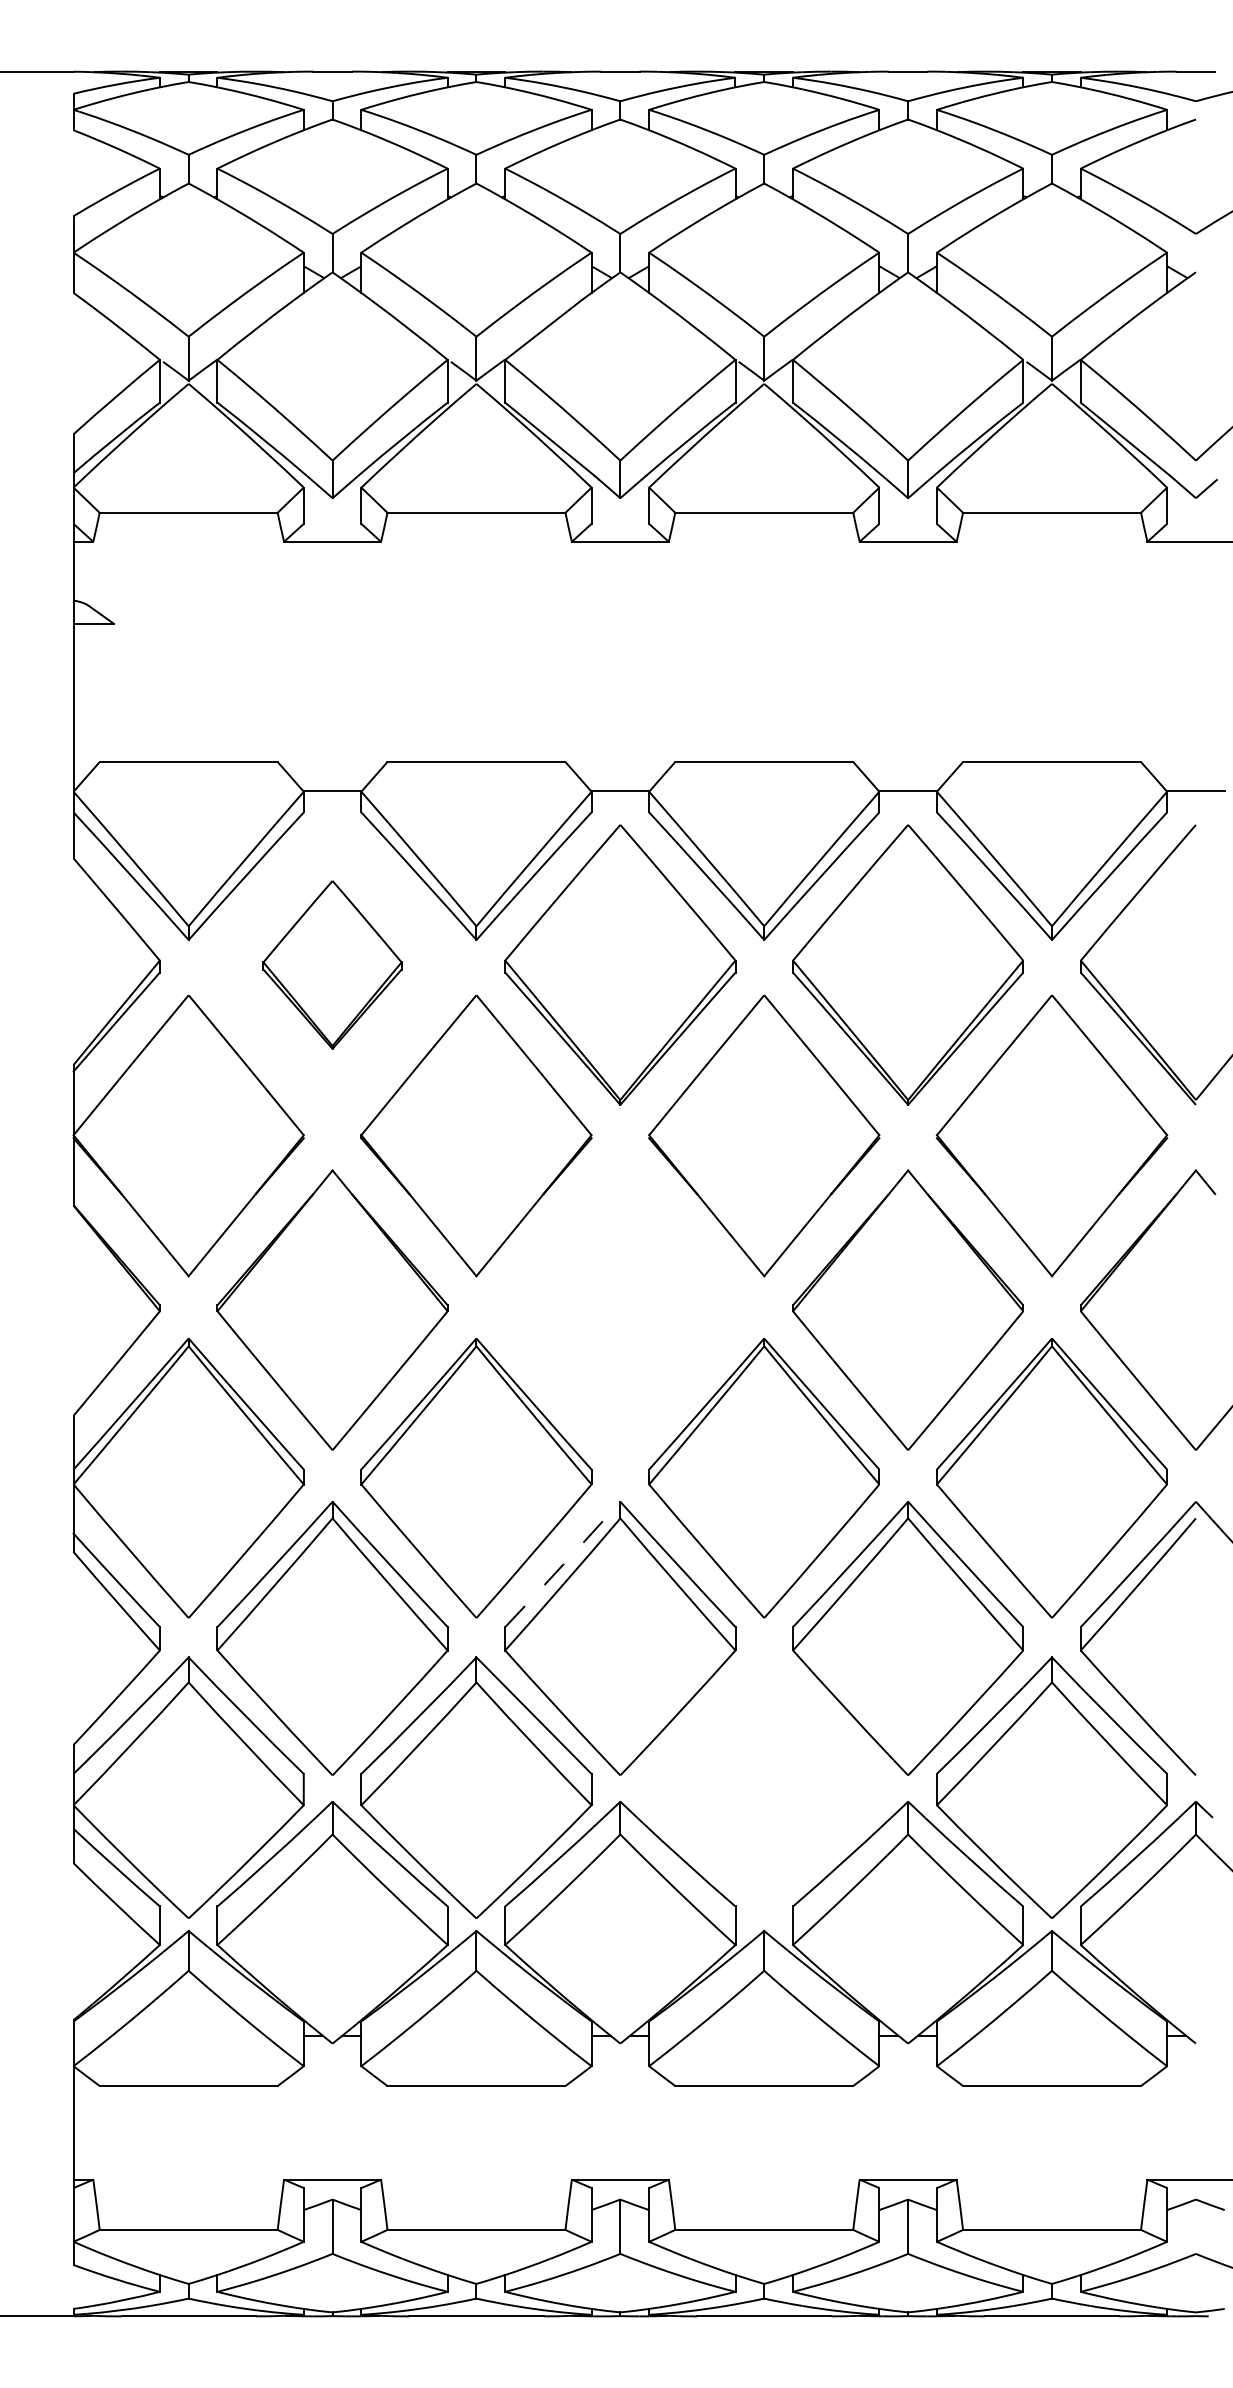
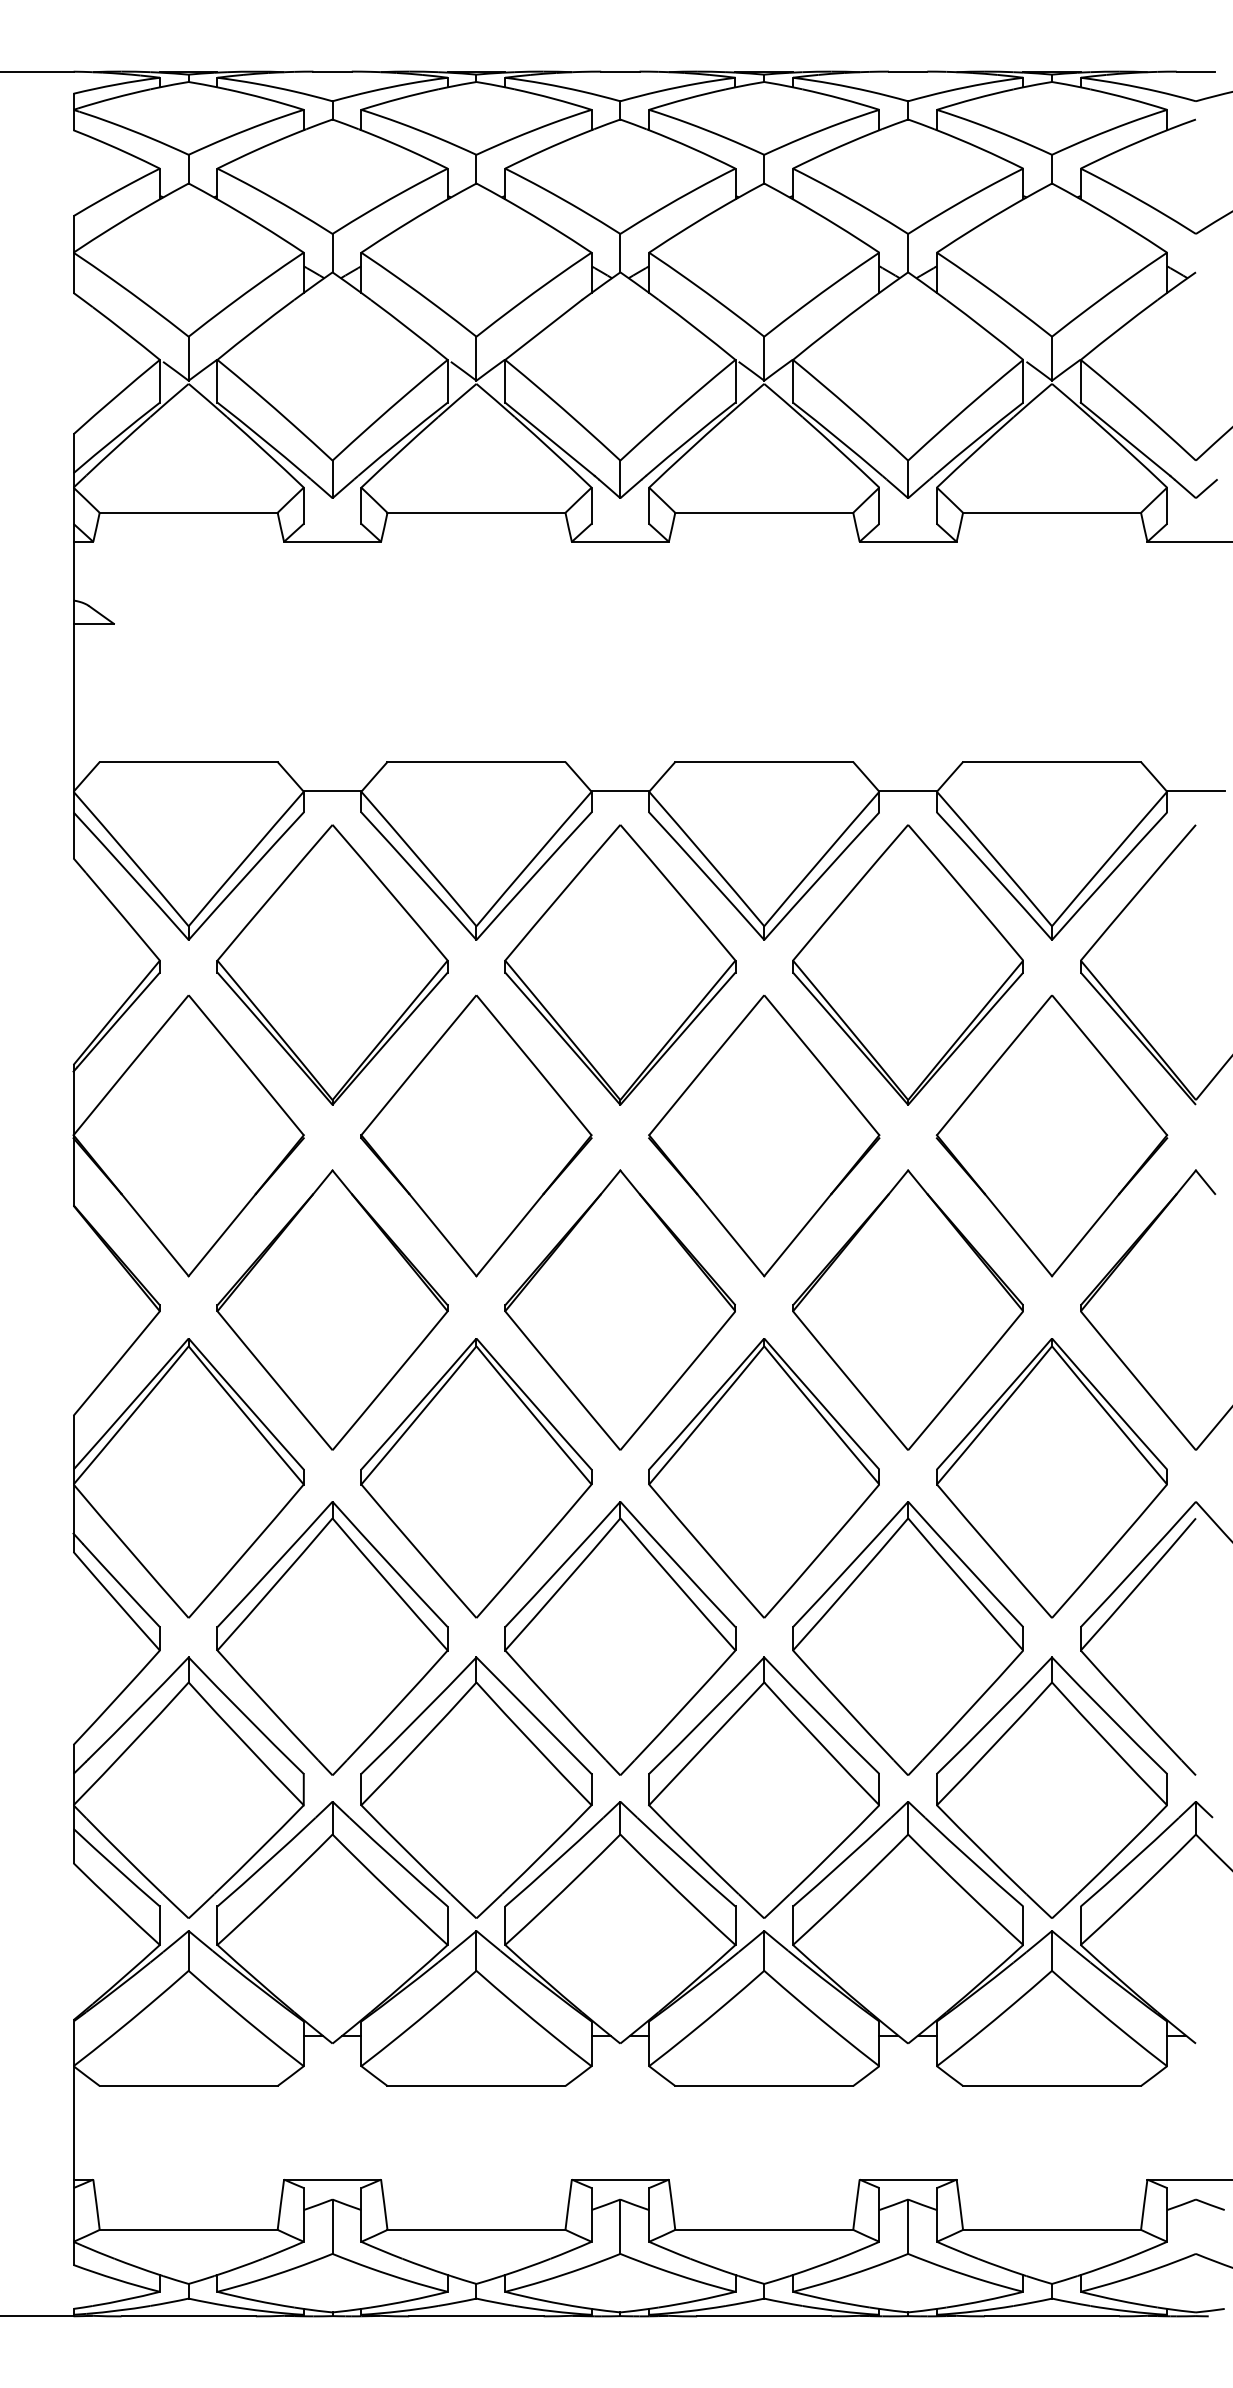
part size: 141x170 px -> 233x282 px (332, 964)
part: none -> present (619, 1309)
arc: dashed -> solid (563, 1564)
part: none -> present (763, 1787)
